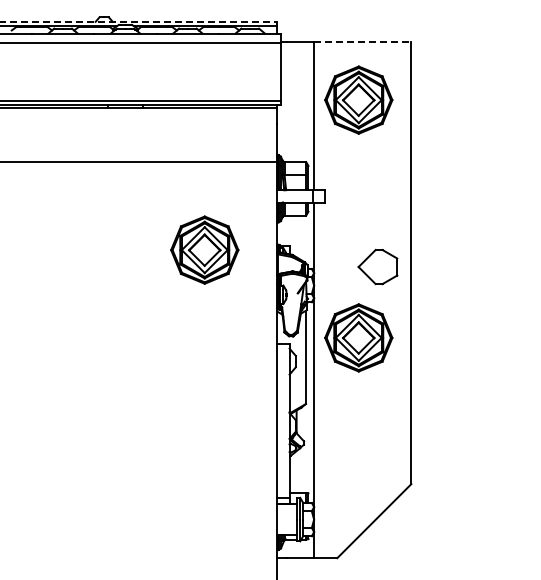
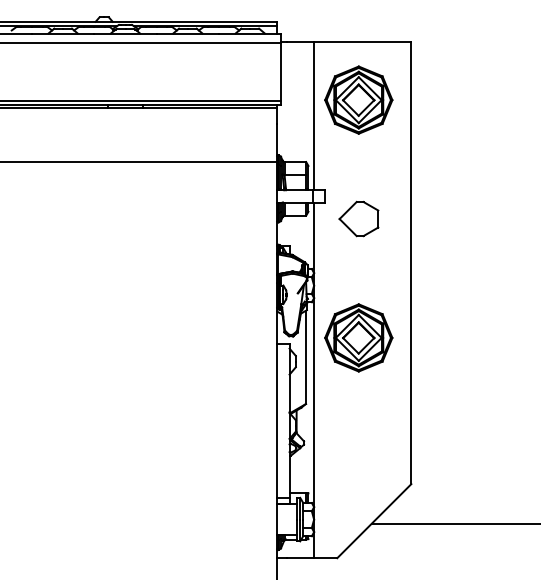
line: dashed -> solid (139, 21)
line: dashed -> solid (362, 41)
part: present -> none (204, 249)
part position: (377, 266) -> (358, 218) (358, 218)
line: none -> present (454, 523)
